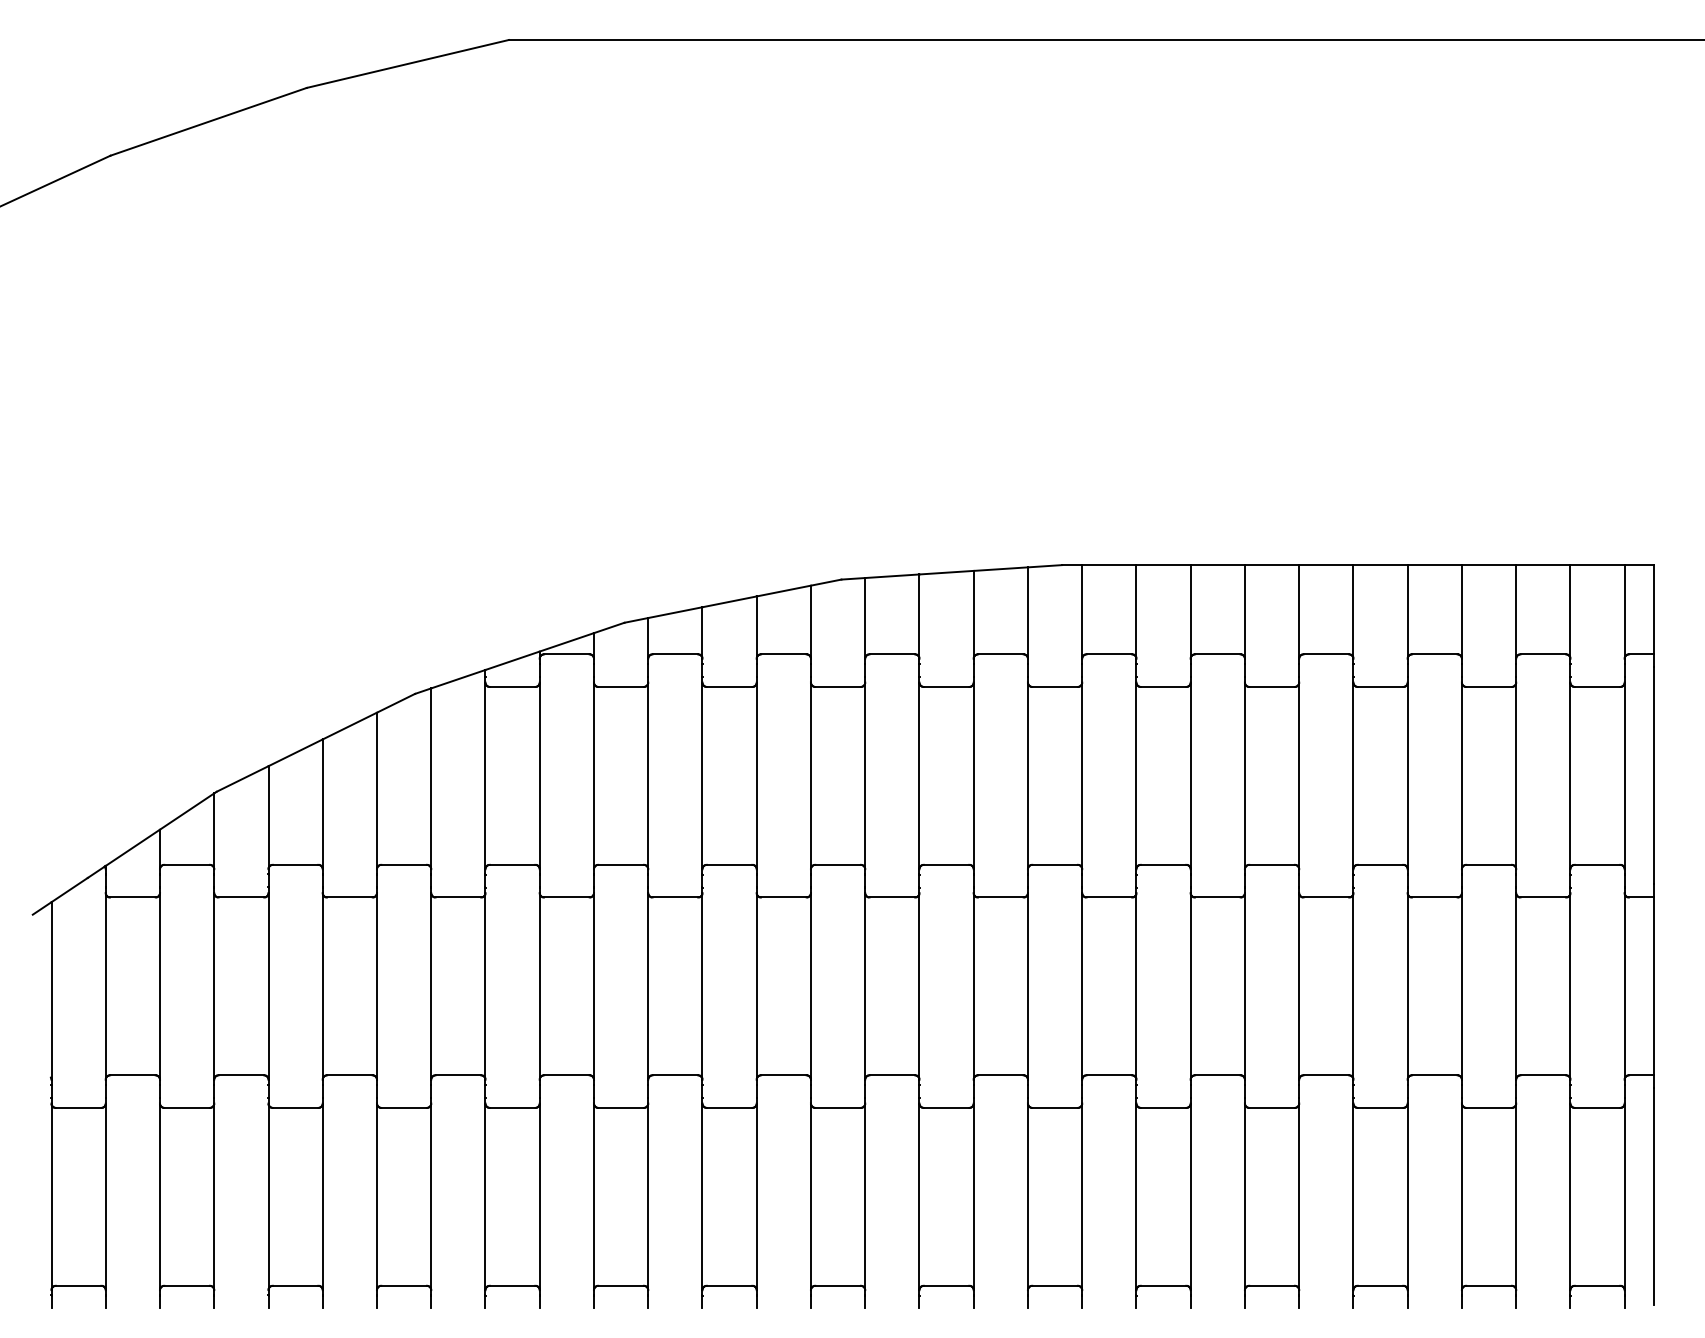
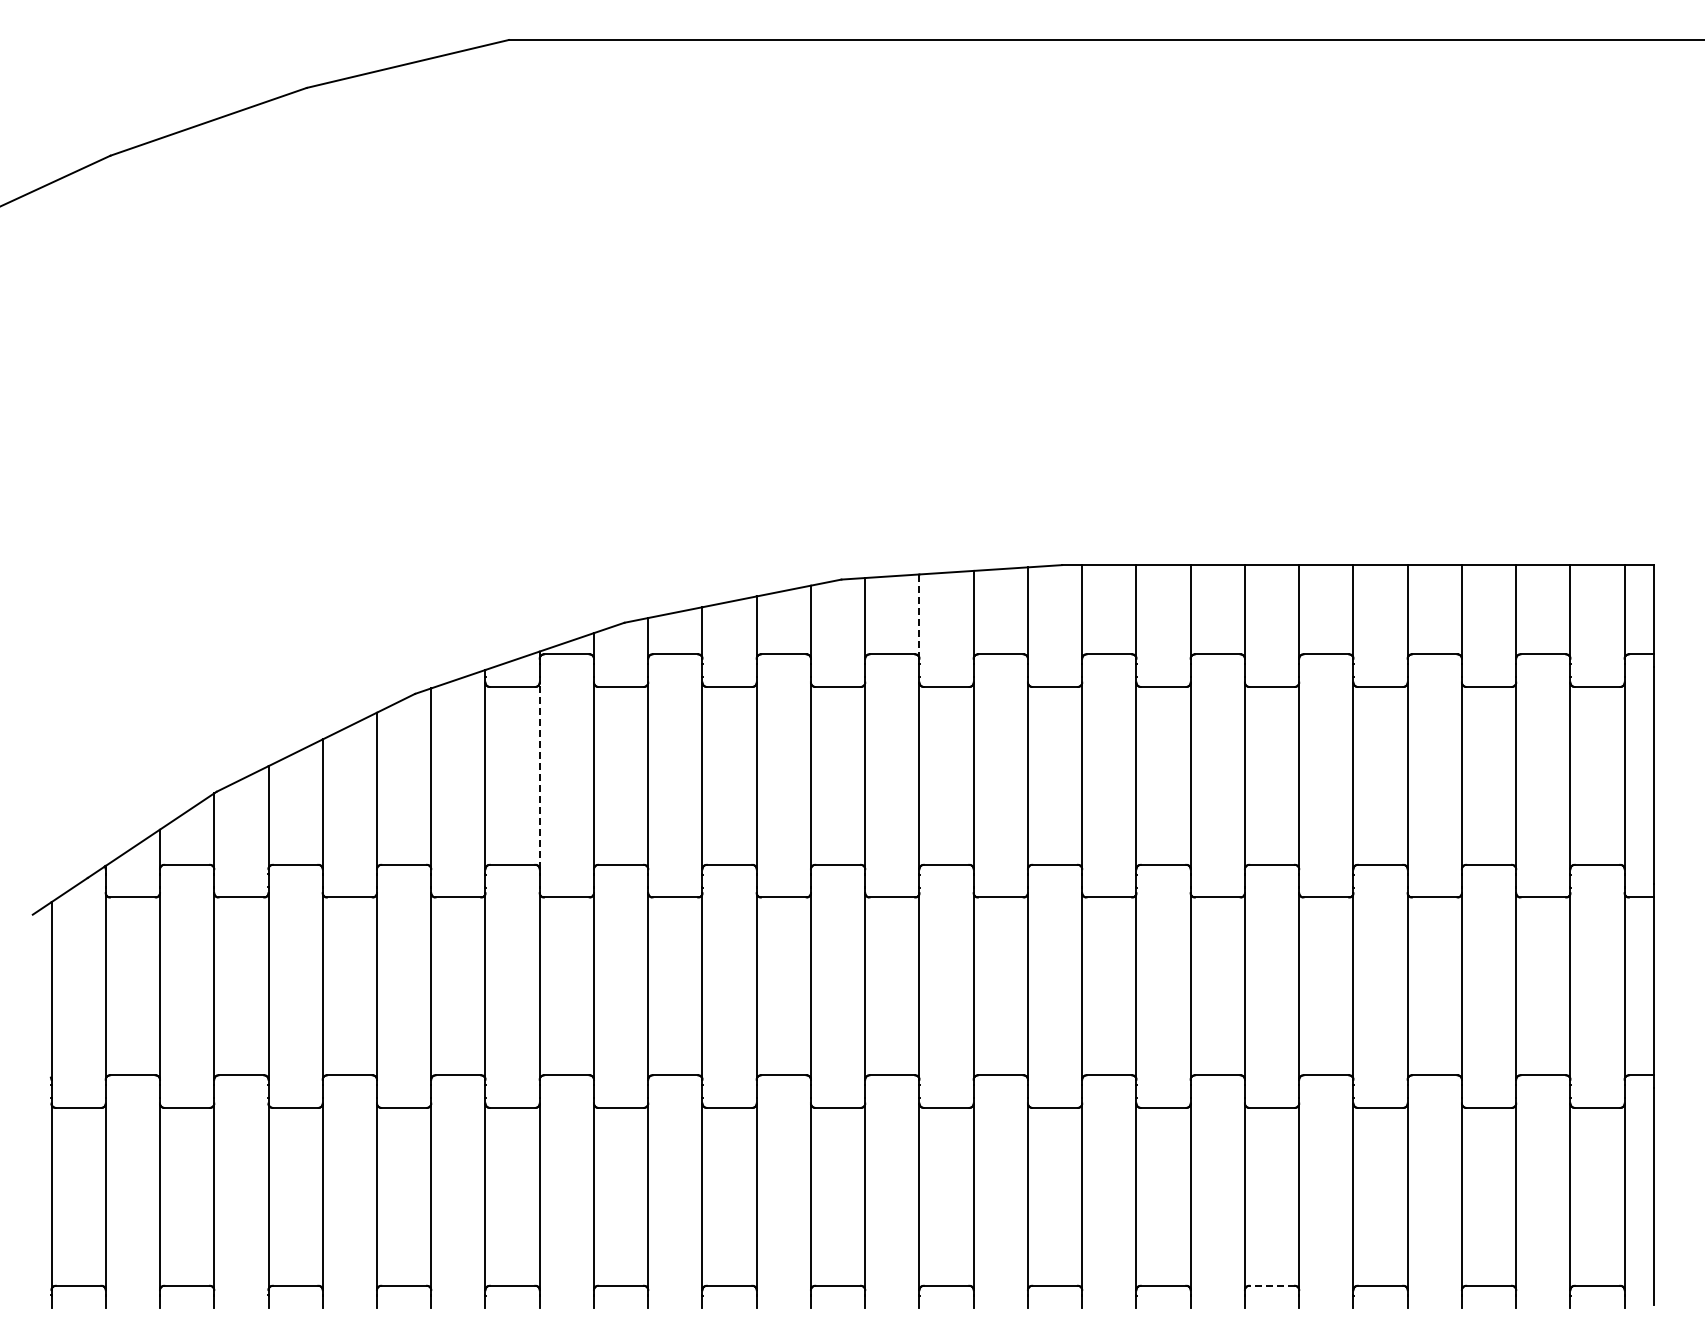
line: solid -> dashed (919, 616)
line: solid -> dashed (539, 775)
line: solid -> dashed (1272, 1285)
